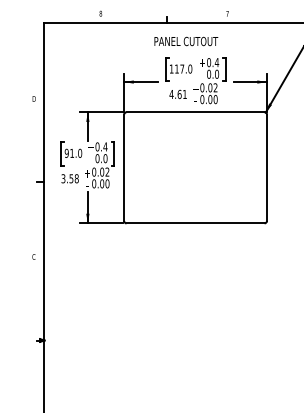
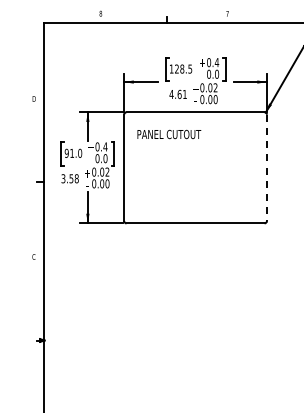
text position: (186, 41) -> (169, 134) (169, 134)
text: 117.0 -> 128.5 (183, 68)
line: solid -> dashed (267, 168)
